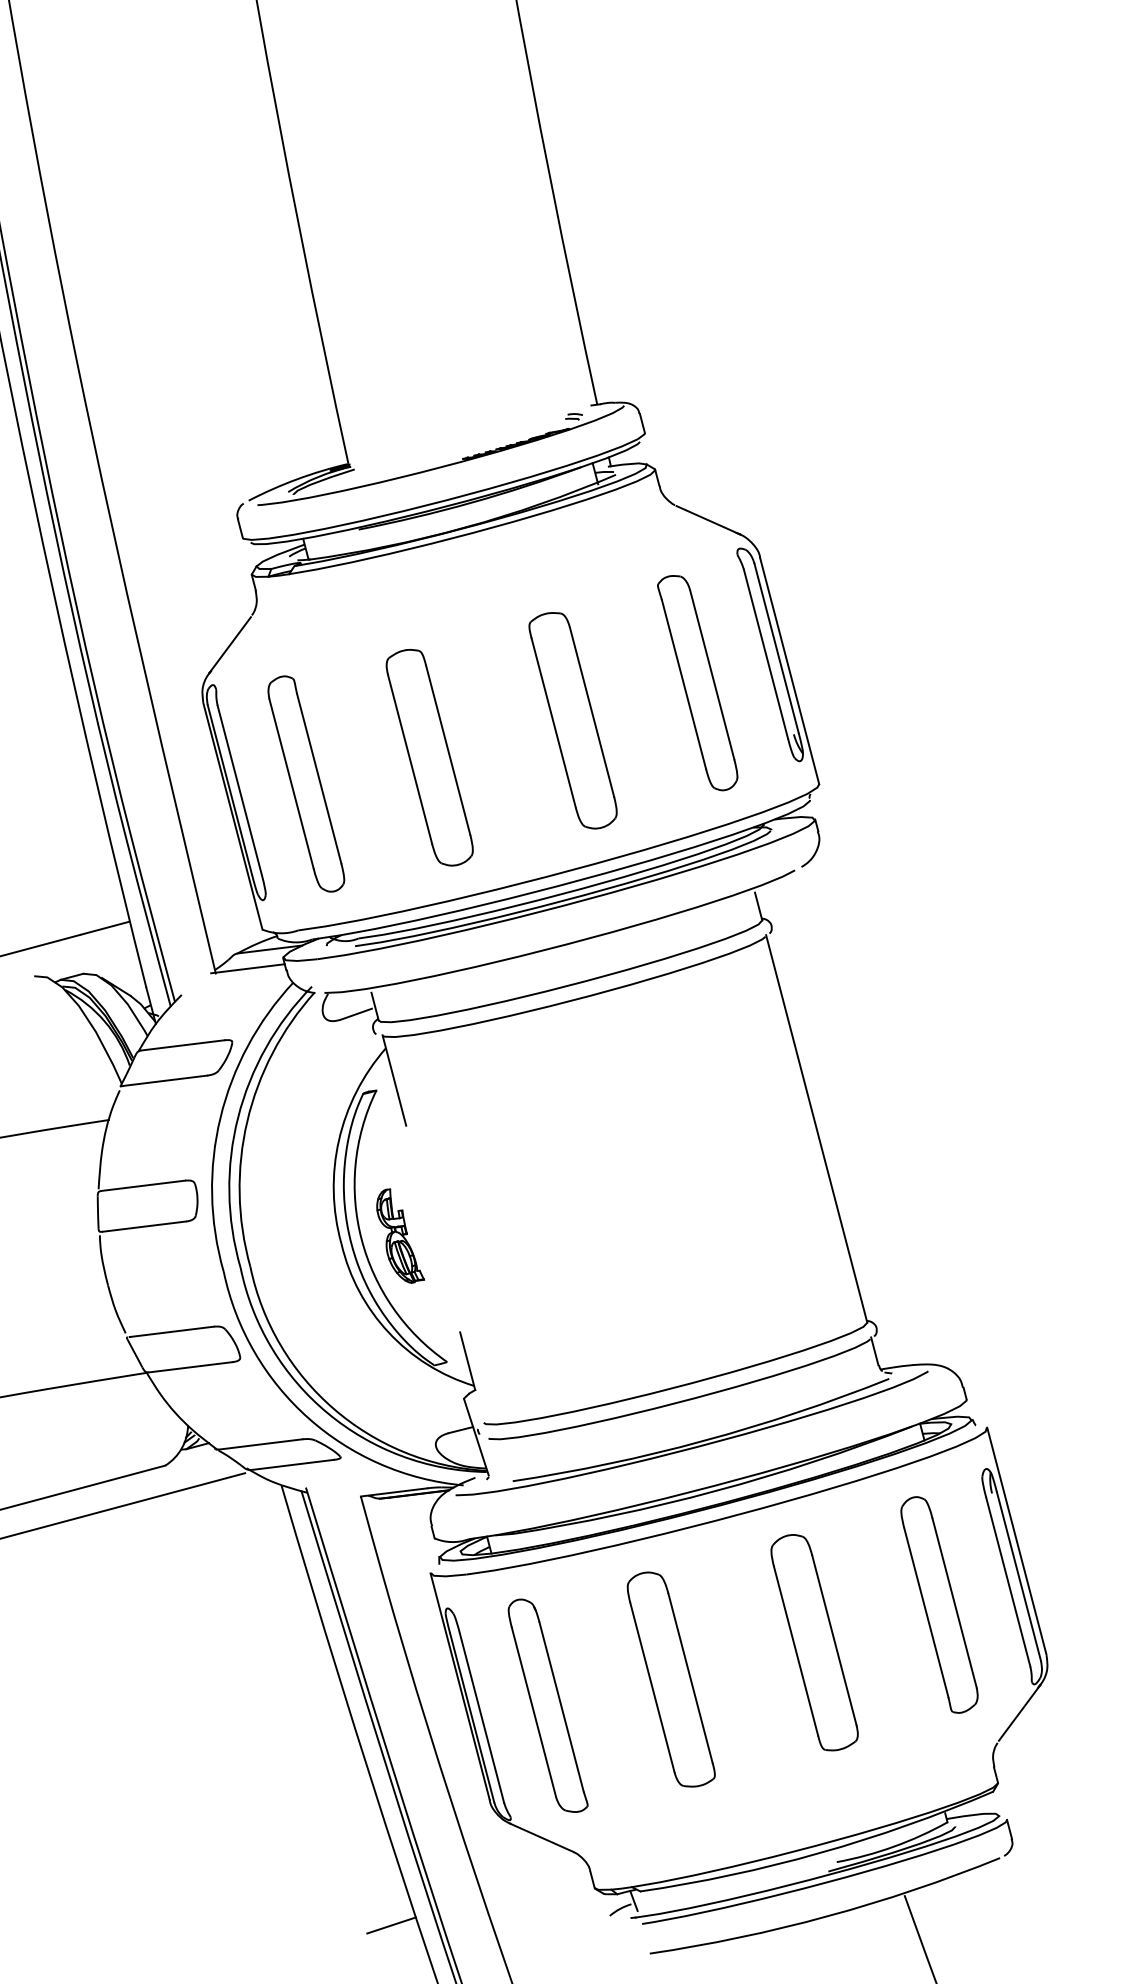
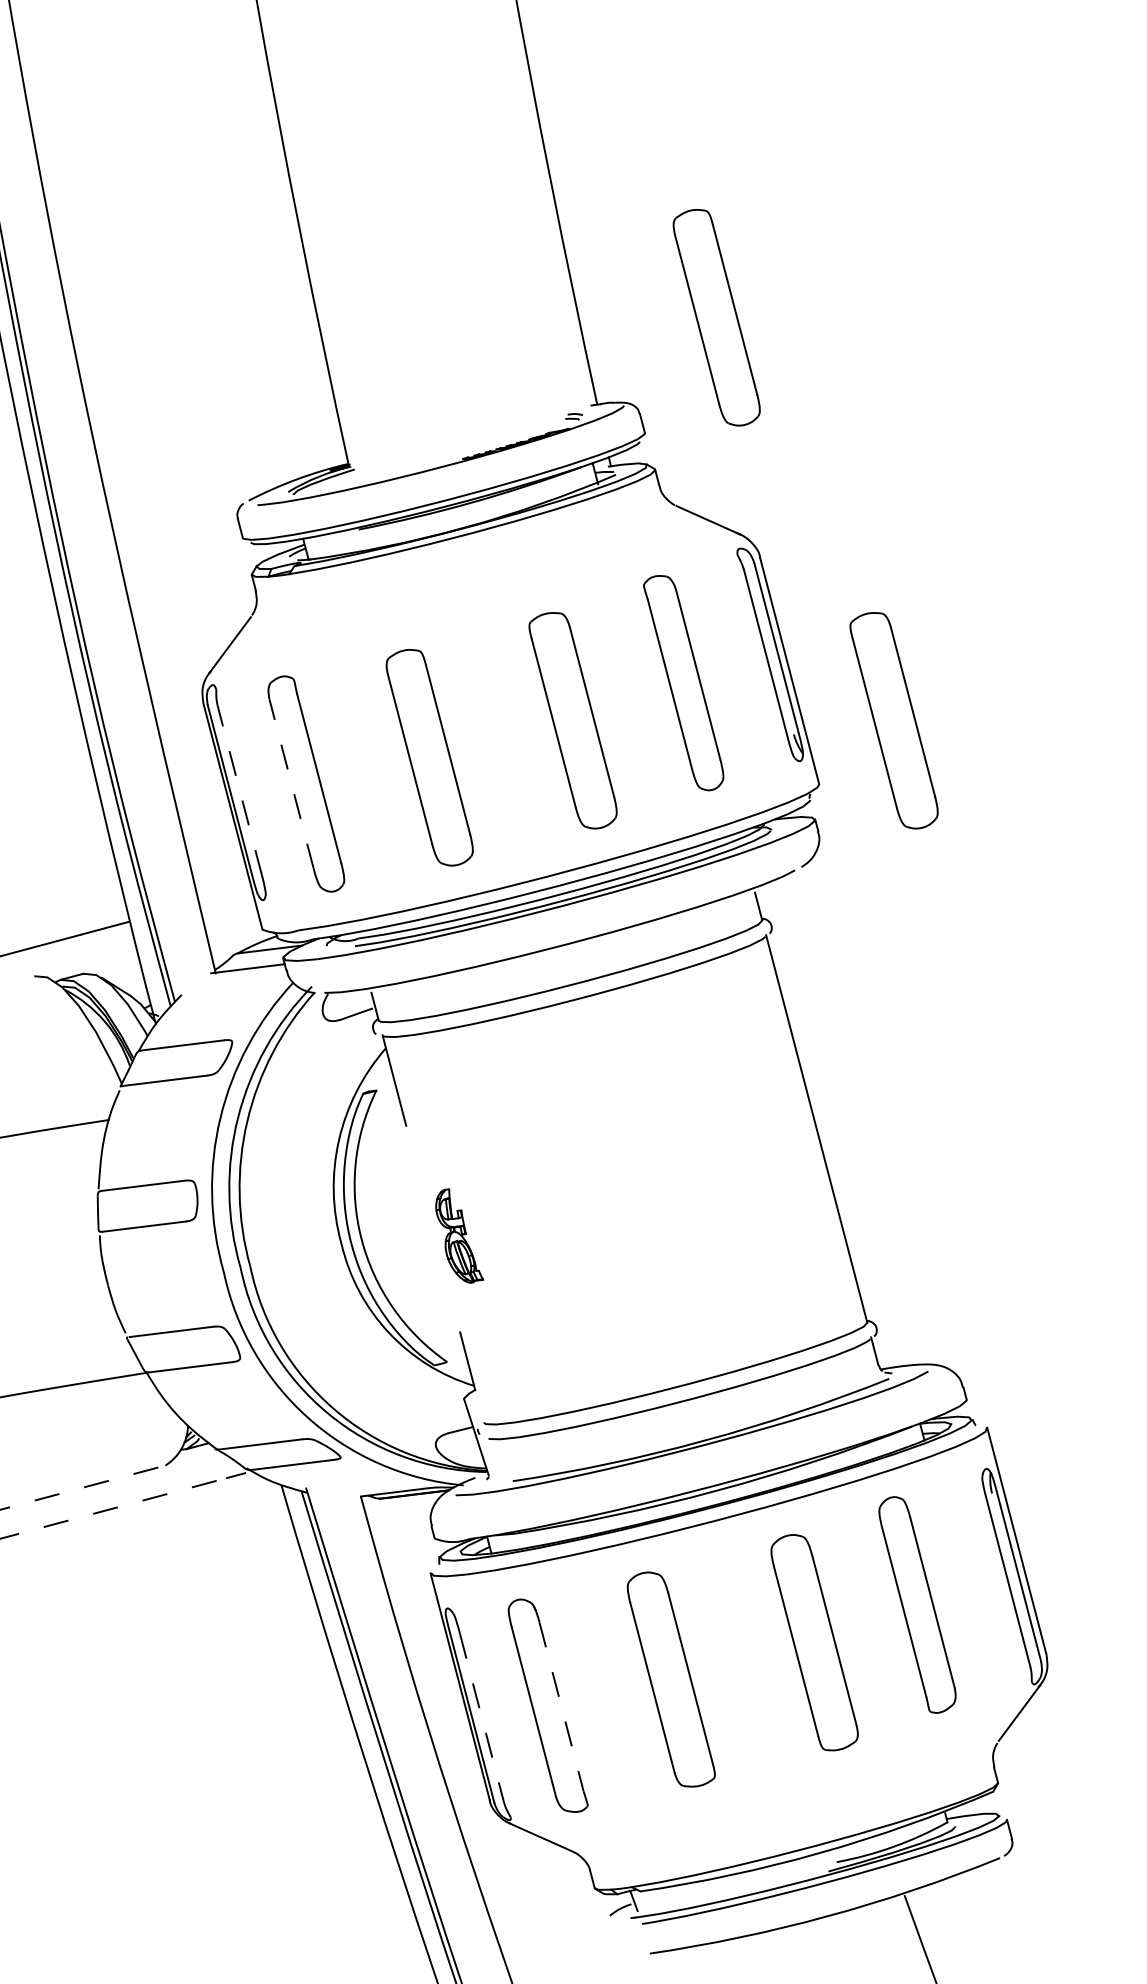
part: none -> present (716, 317)
part position: (697, 683) -> (683, 683) (683, 683)
part: none -> present (893, 720)
line: solid -> dashed (291, 783)
line: solid -> dashed (239, 789)
part position: (400, 1235) -> (459, 1235) (459, 1235)
line: solid -> dashed (83, 1487)
line: solid -> dashed (113, 1508)
part position: (939, 1604) -> (917, 1604) (917, 1604)
line: solid -> dashed (561, 1707)
line: solid -> dashed (482, 1718)
line: present -> none (391, 1925)
